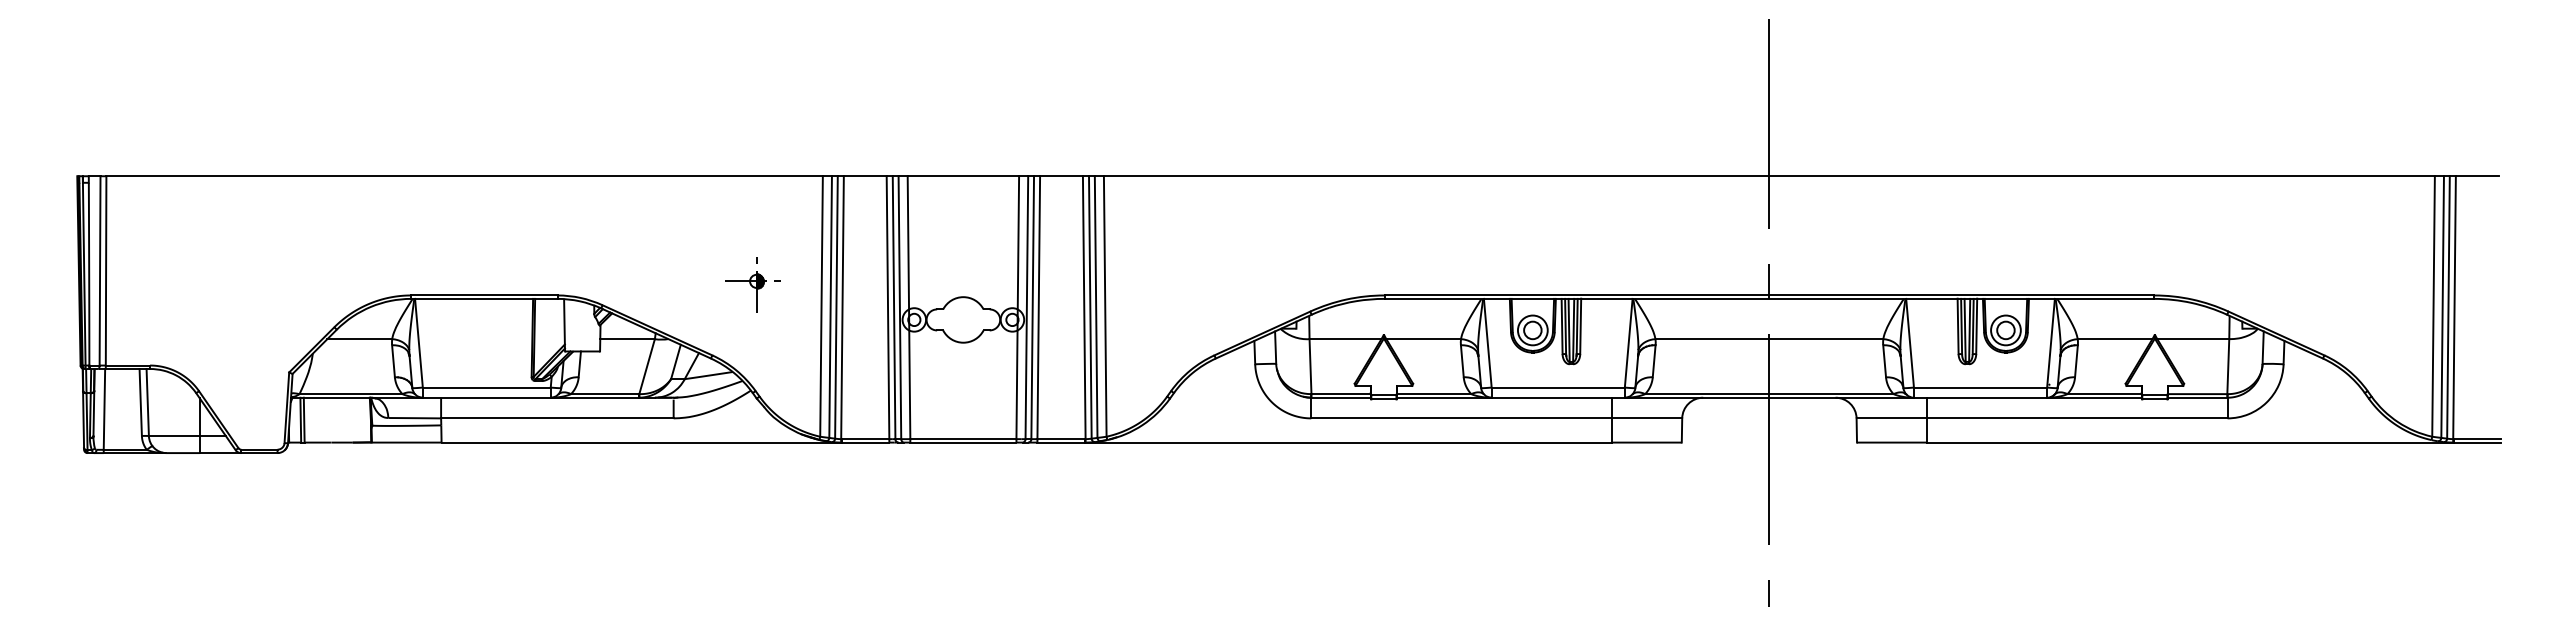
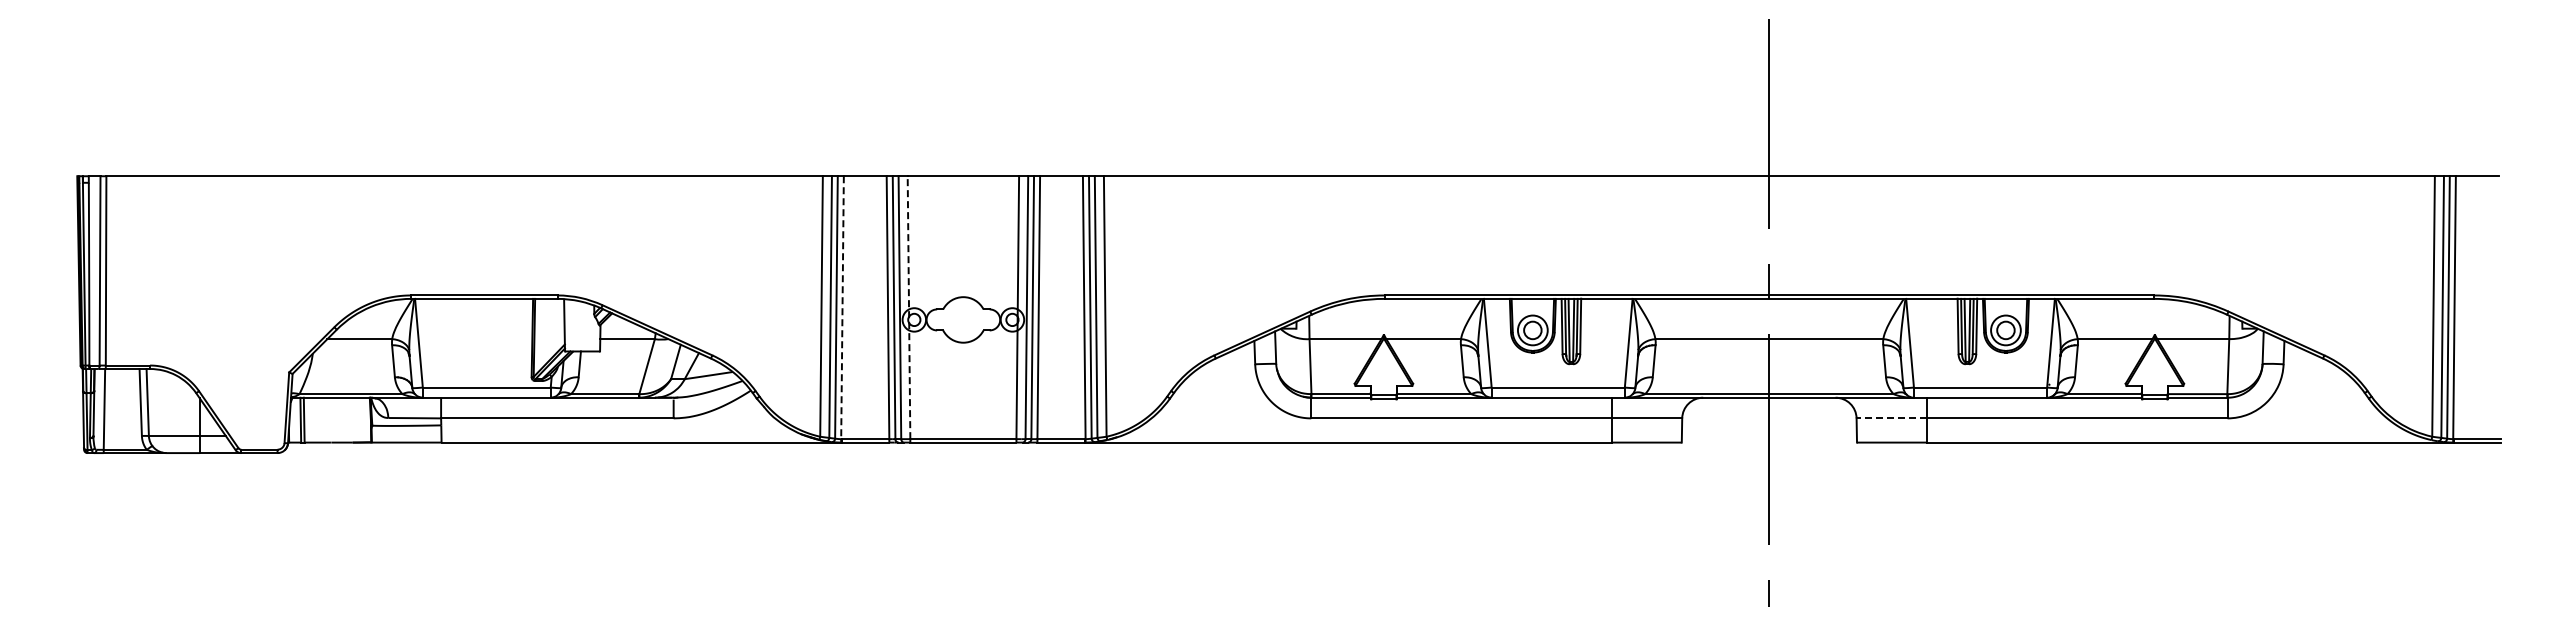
part: present -> none (752, 284)
line: solid -> dashed (909, 307)
line: solid -> dashed (842, 308)
line: solid -> dashed (1891, 418)
